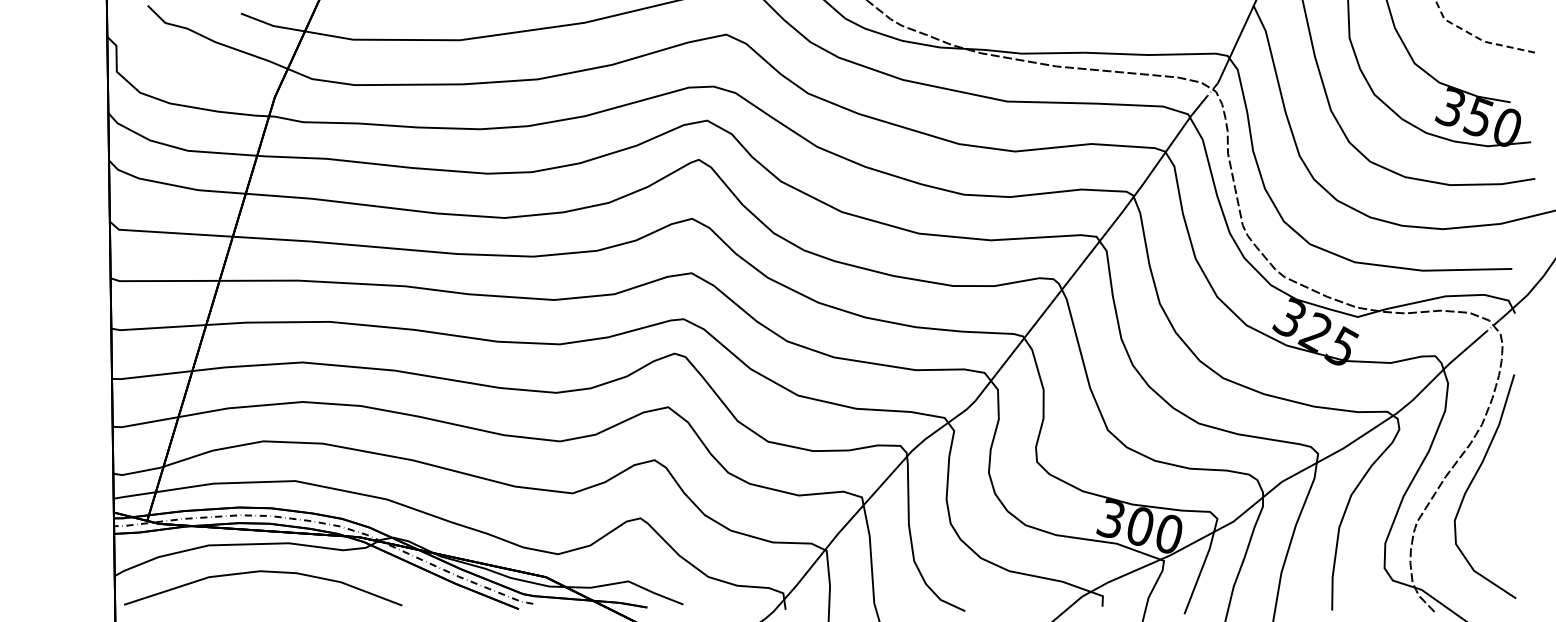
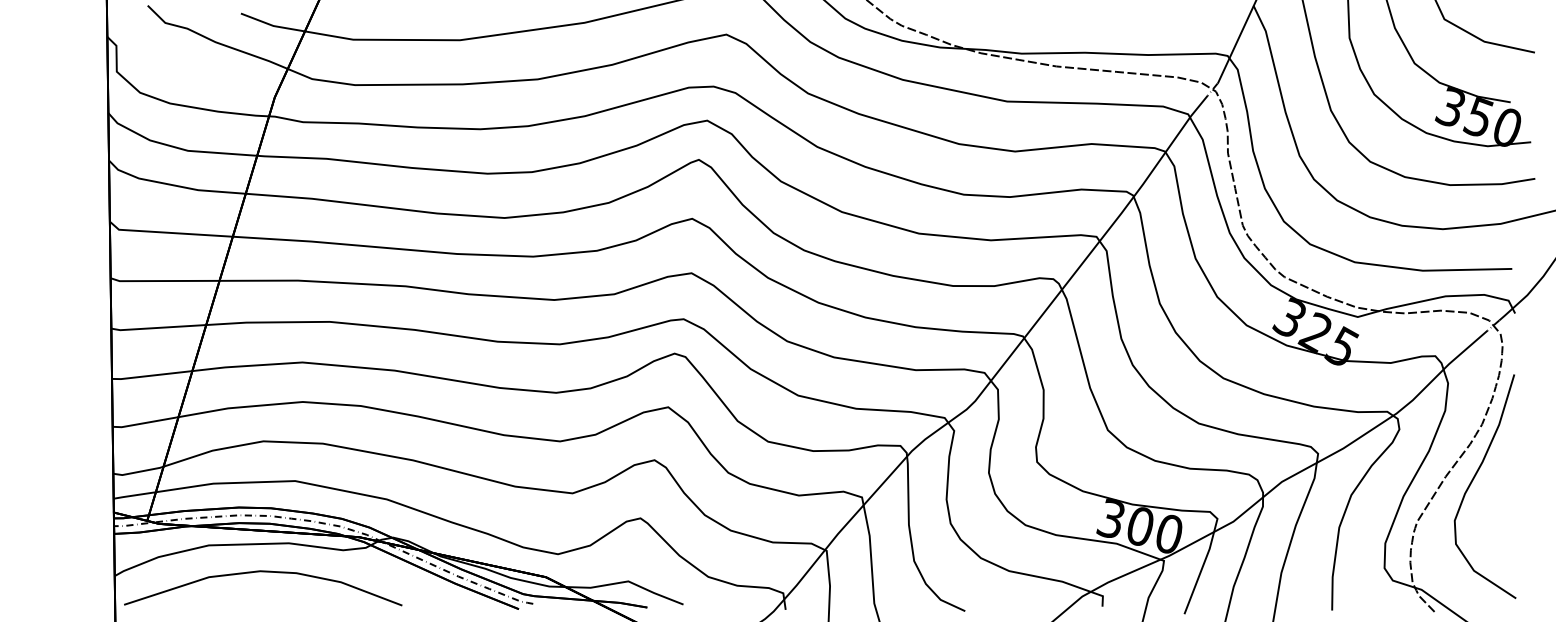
line: dashed -> solid (1477, 37)
